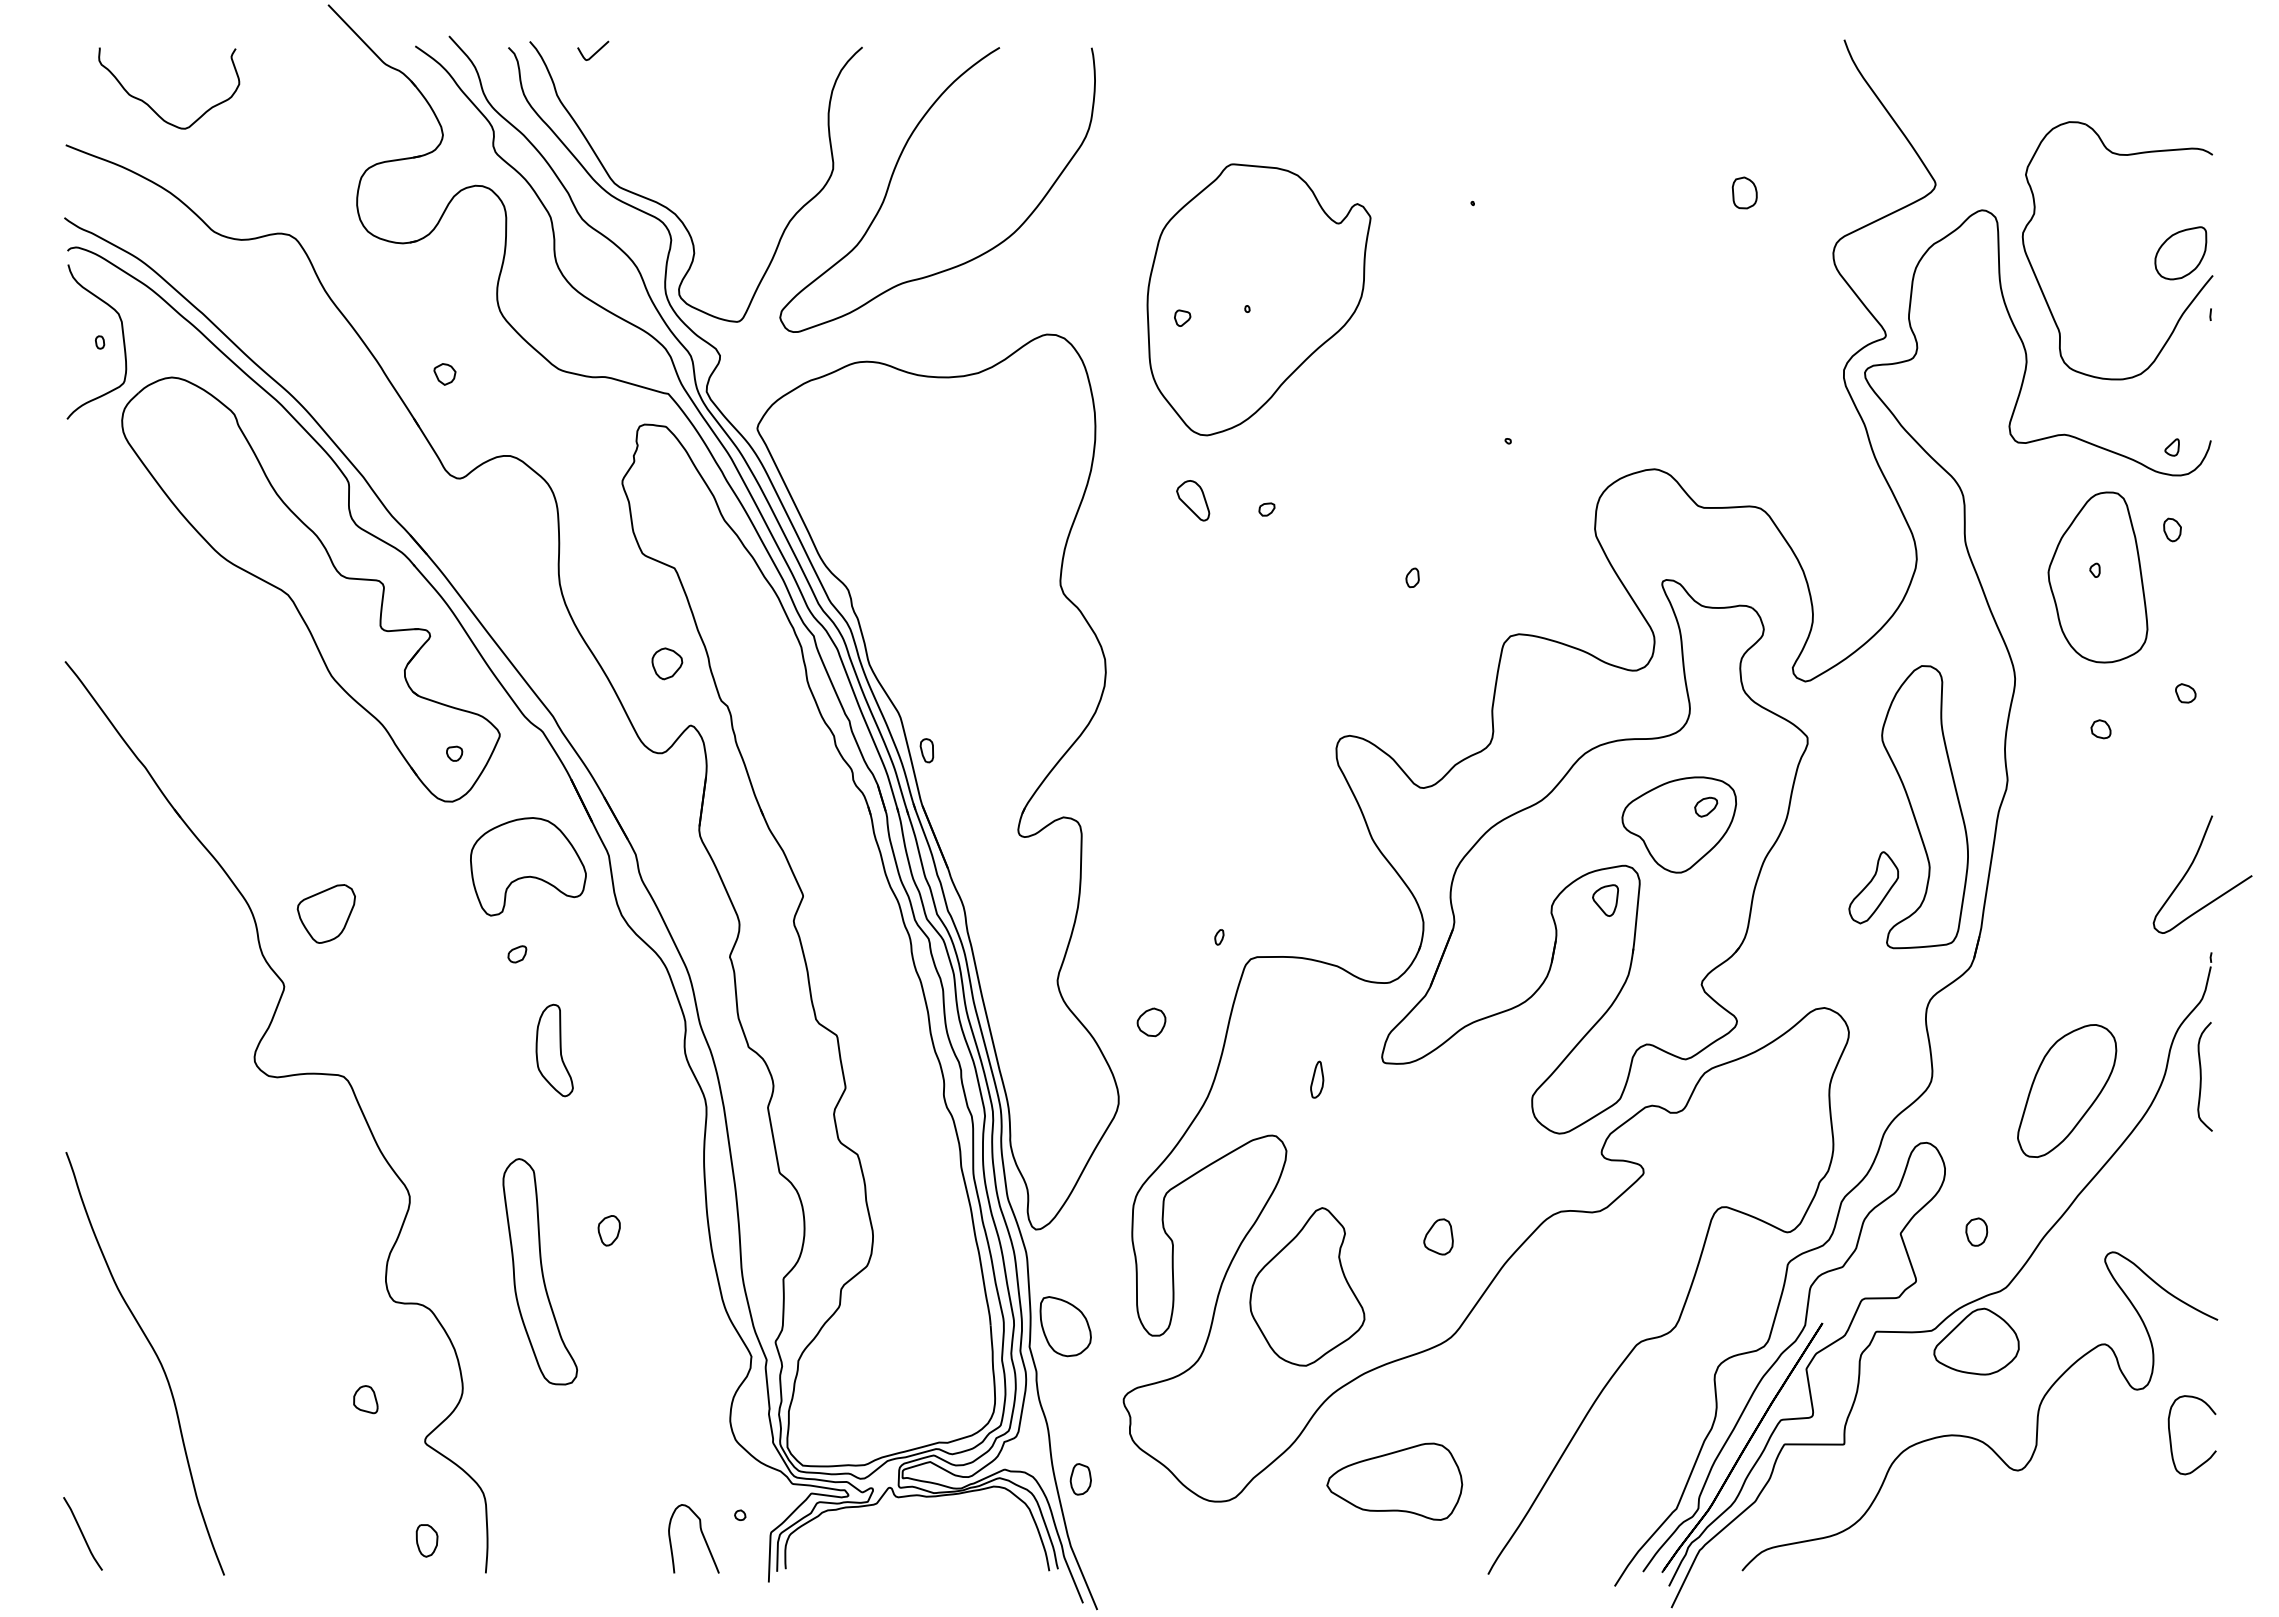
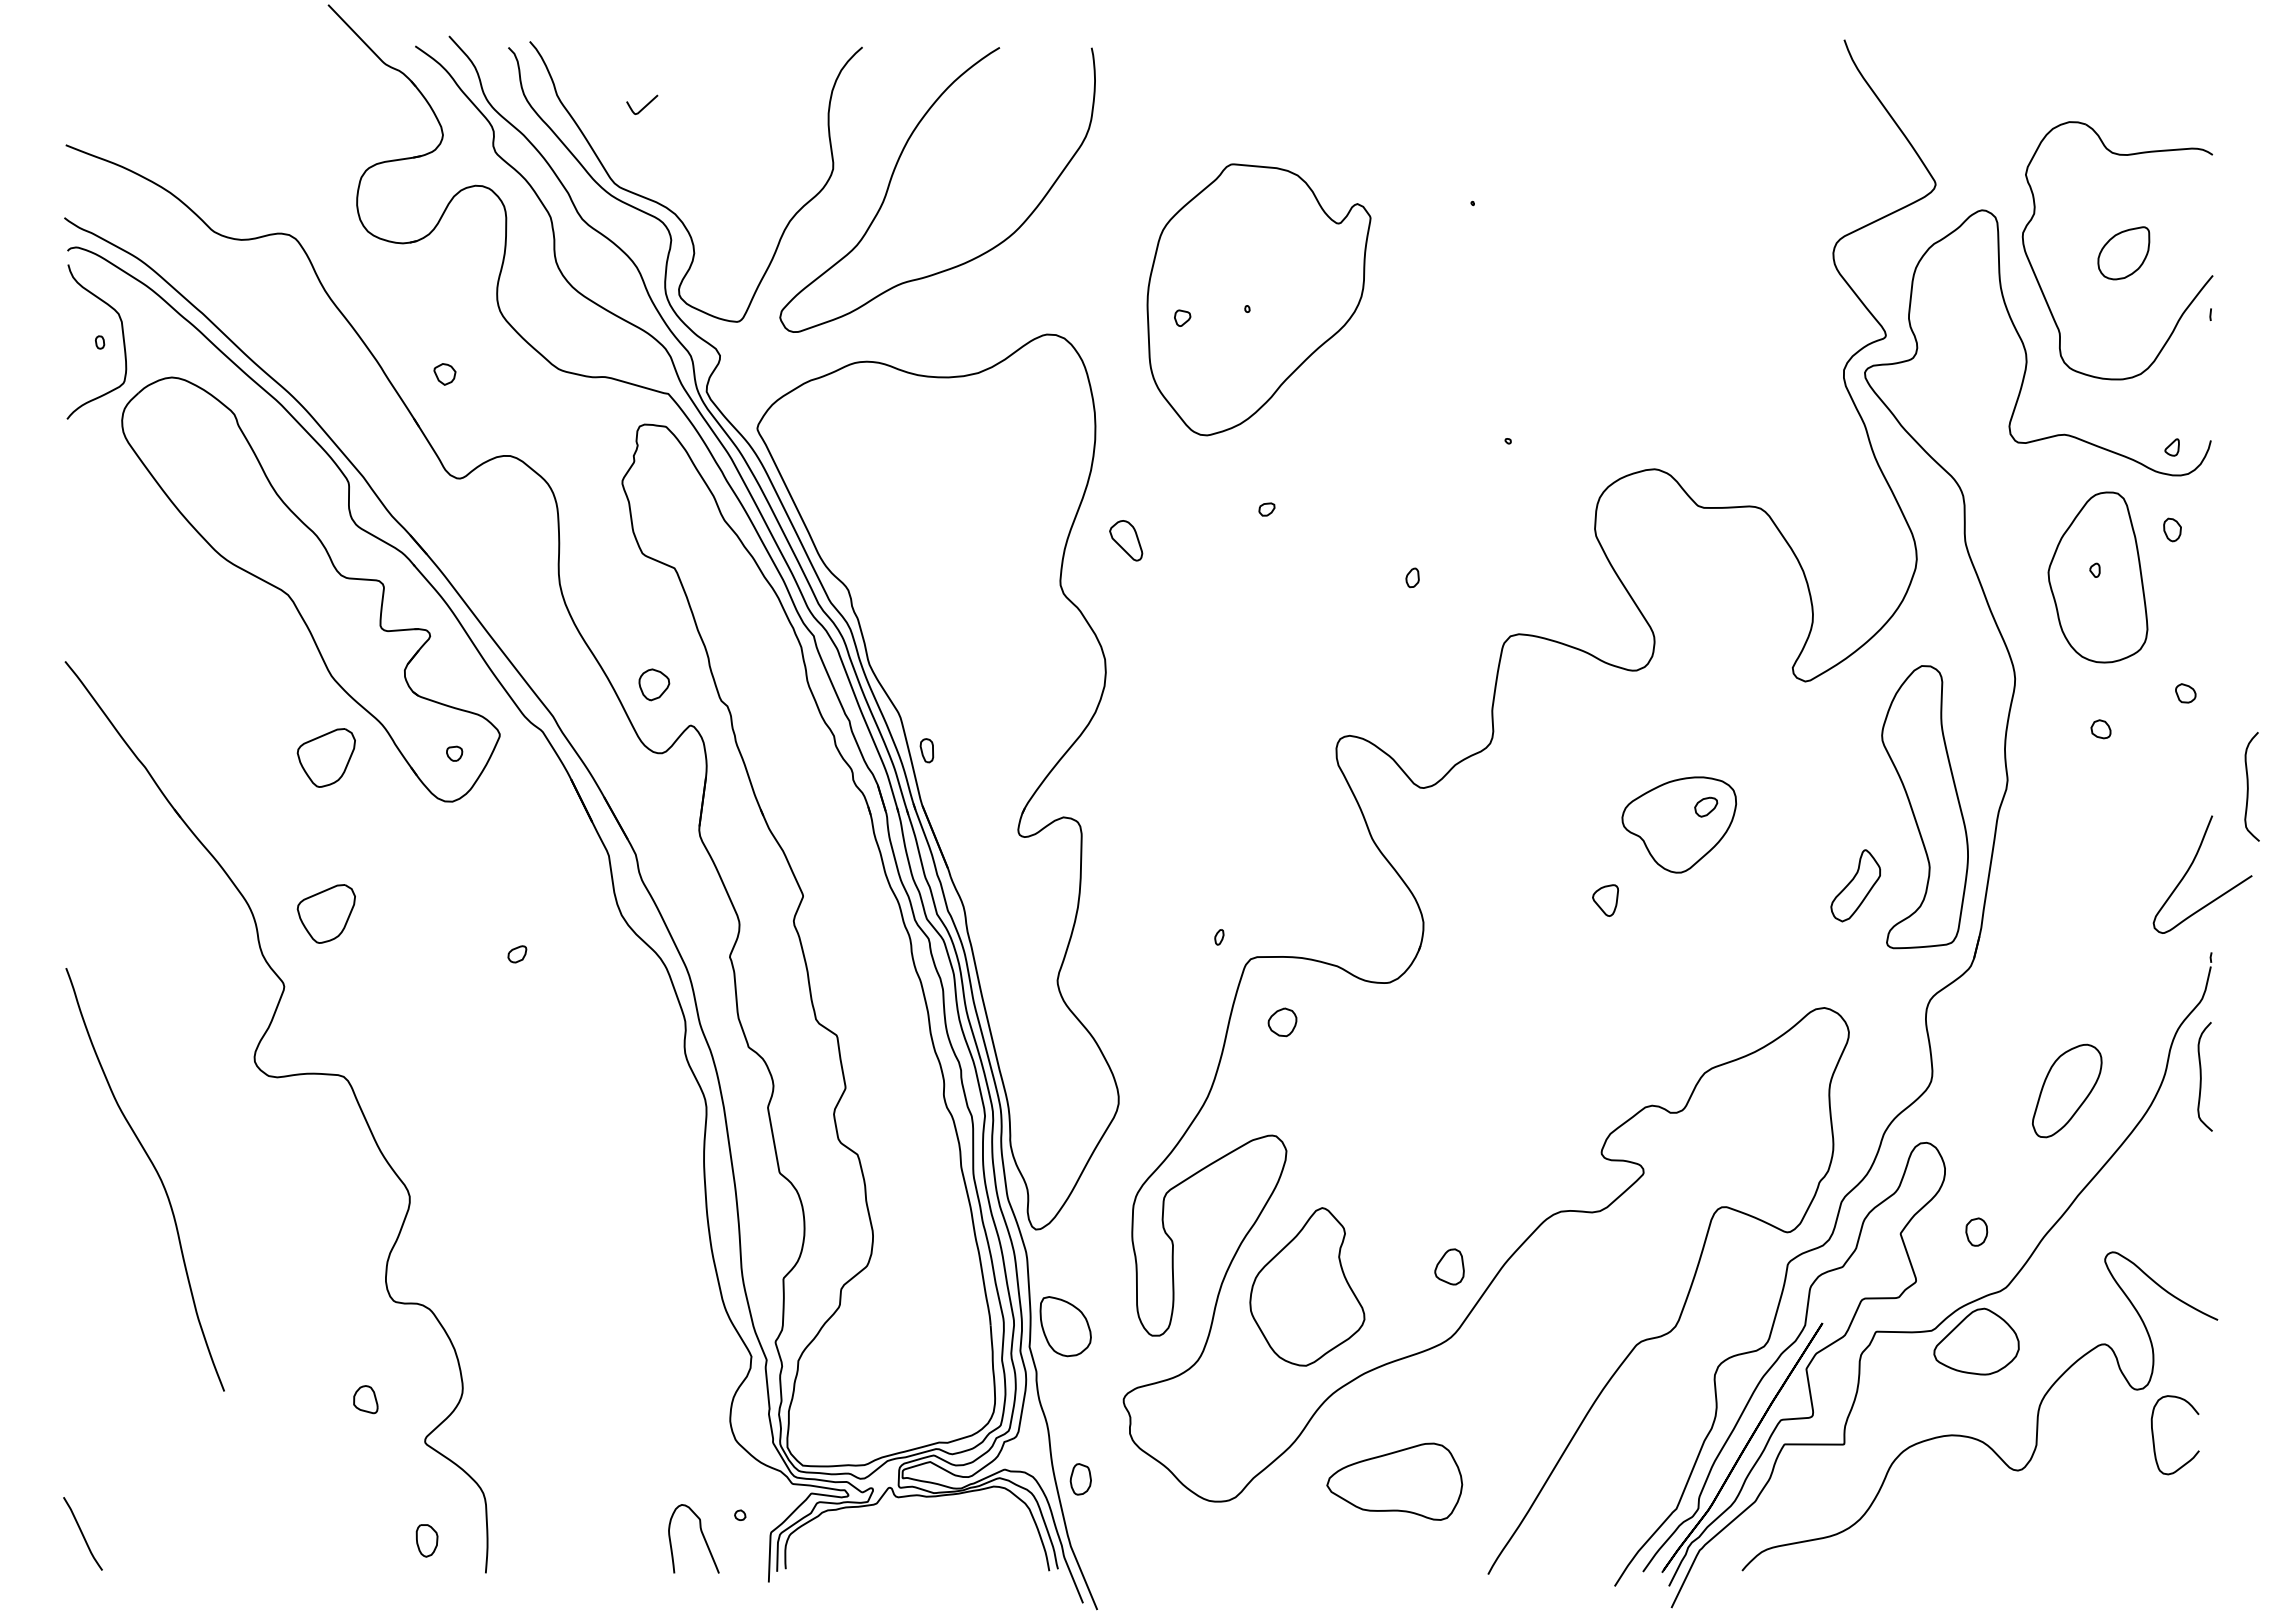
curve position: (595, 52) -> (644, 106) (644, 106)
curve: present -> none (150, 106)
part: present -> none (1744, 192)
part position: (2180, 253) -> (2123, 253) (2123, 253)
part position: (1193, 500) -> (1126, 540) (1126, 540)
part position: (667, 663) -> (654, 684) (654, 684)
part: none -> present (325, 757)
curve: none -> present (2248, 786)
part: present -> none (1594, 856)
part: present -> none (528, 866)
part position: (1873, 887) -> (1855, 885) (1855, 885)
part position: (1151, 1022) -> (1282, 1022) (1282, 1022)
part: present -> none (554, 1050)
part: present -> none (1317, 1079)
part size: 101x134 px -> 71x96 px (2067, 1090)
part: present -> none (608, 1230)
part position: (1438, 1236) -> (1449, 1266) (1449, 1266)
part: present -> none (540, 1271)
curve position: (156, 1357) -> (156, 1173) (156, 1173)
curve position: (2171, 1438) -> (2154, 1438) (2154, 1438)
